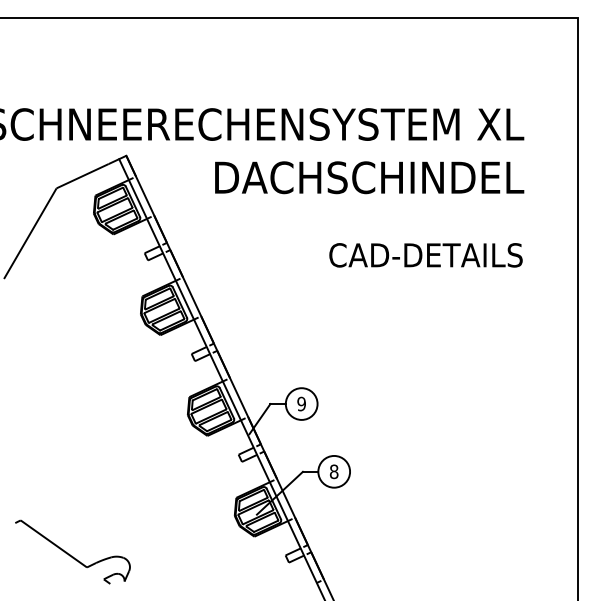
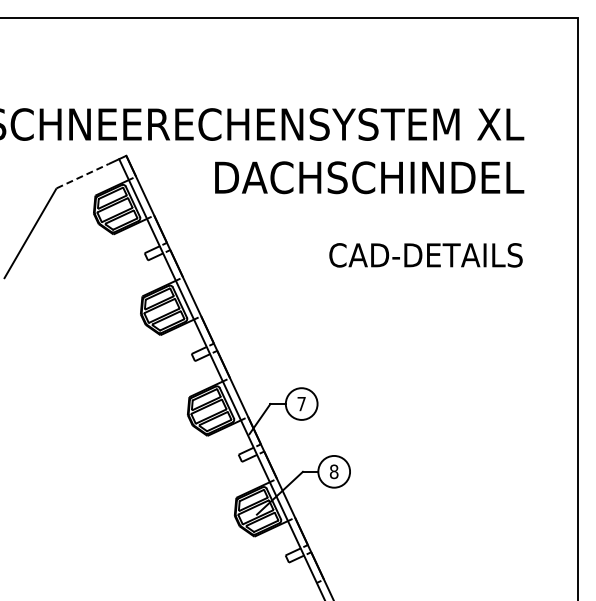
line: solid -> dashed (82, 176)
text: 9 -> 7 (301, 403)
part: present -> none (72, 551)
